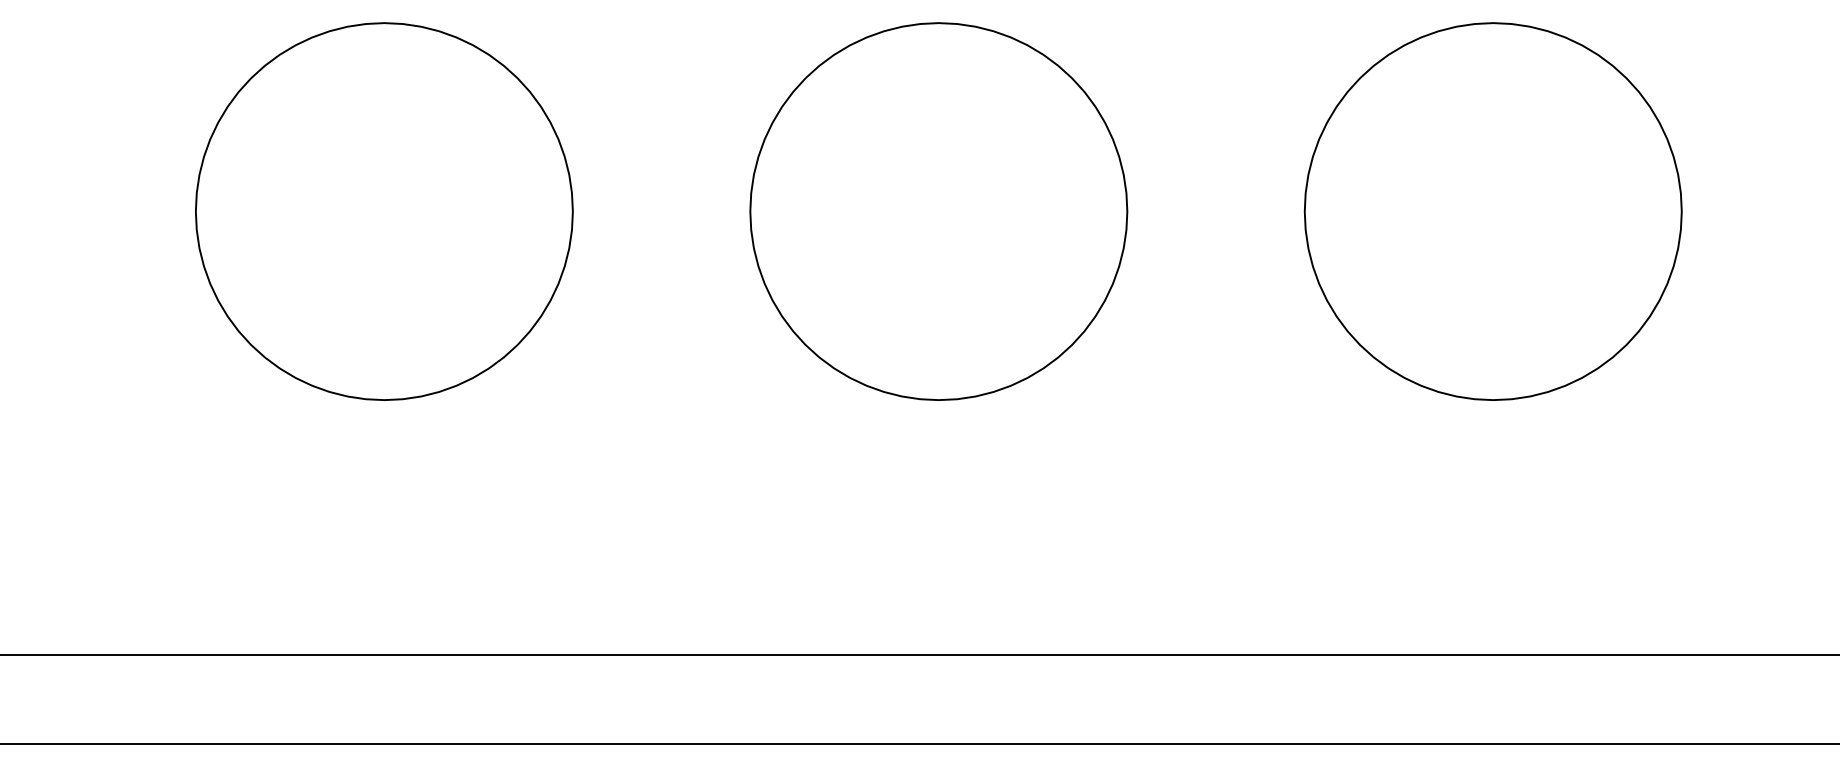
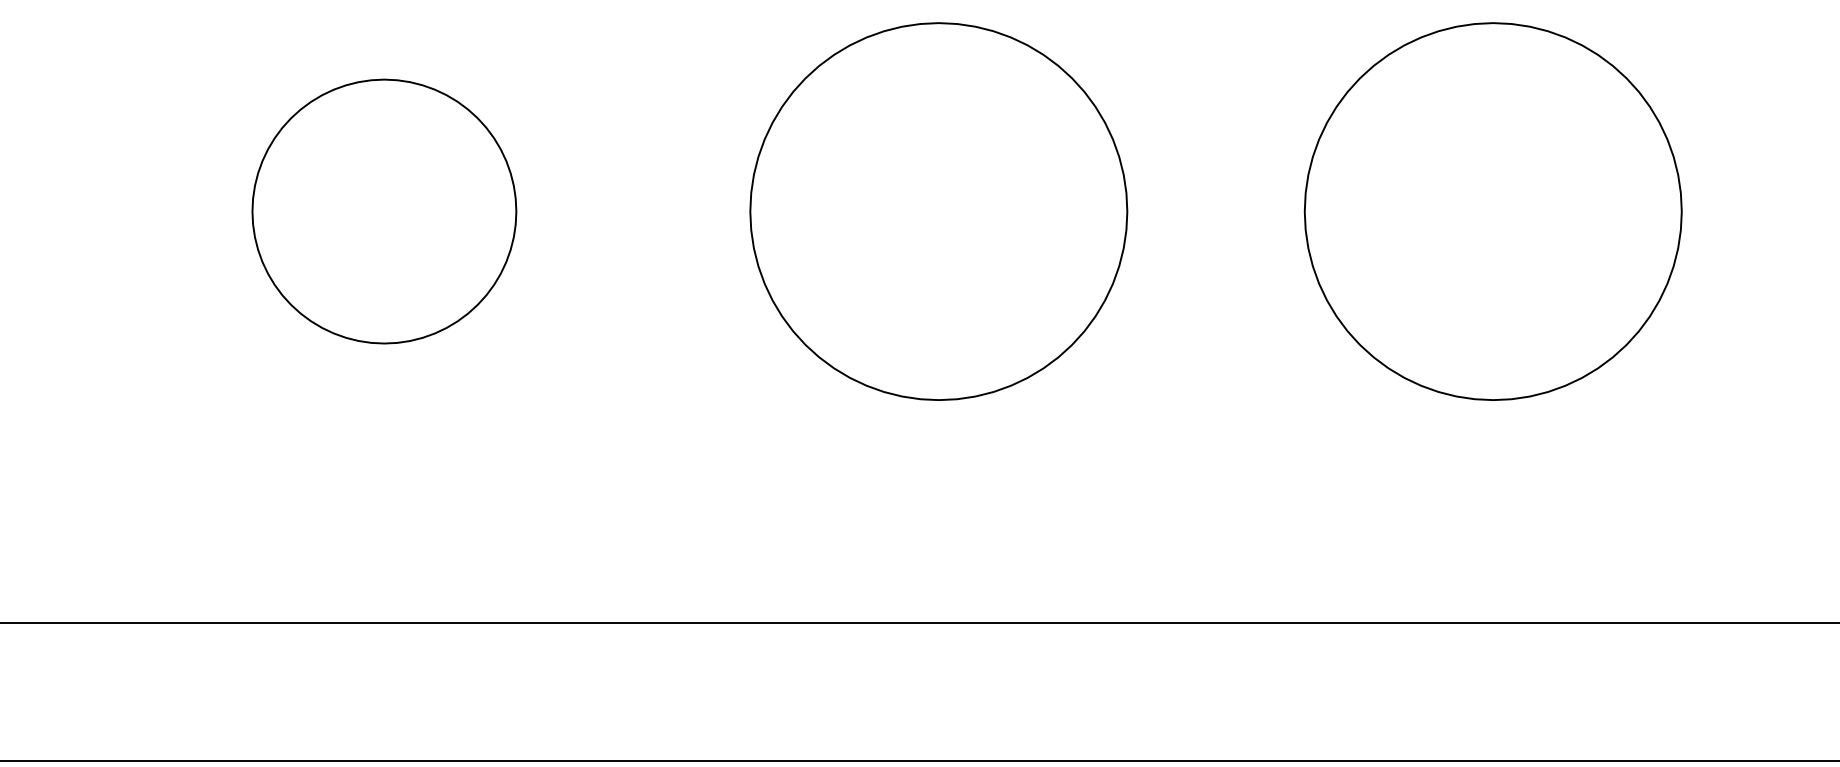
part size: 379x379 px -> 267x267 px (384, 211)
line position: (919, 655) -> (919, 623) (919, 623)
line position: (919, 743) -> (919, 760) (919, 760)
